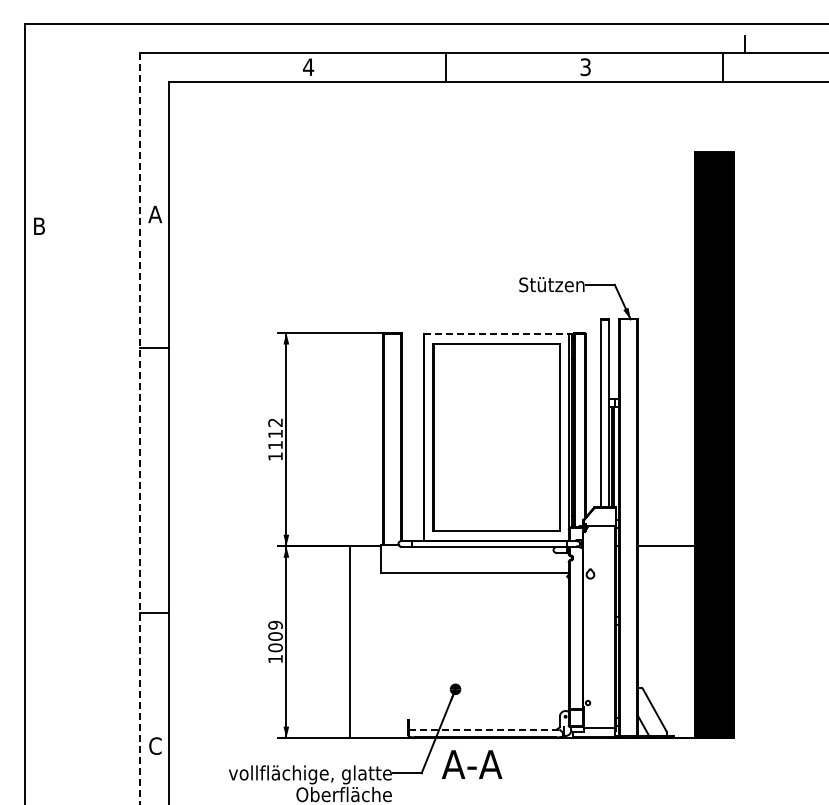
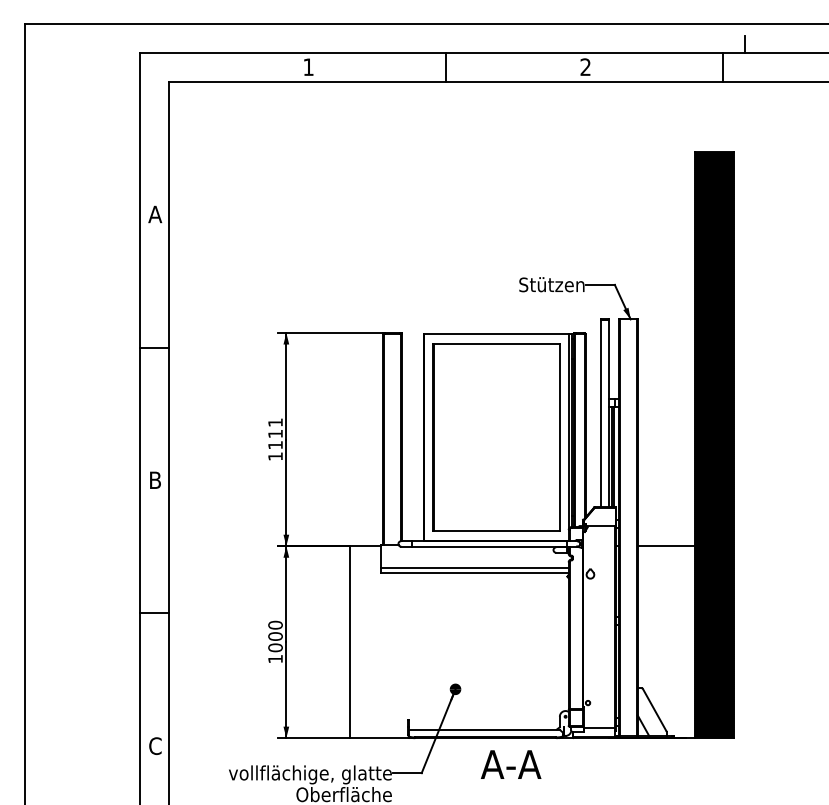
text: 4 -> 1 (308, 66)
text: 3 -> 2 (585, 67)
text position: (39, 225) -> (155, 479) (155, 479)
line: dashed -> solid (498, 333)
text: 1112 -> 1111 (275, 422)
line: dashed -> solid (140, 428)
line: none -> present (474, 568)
text: 1009 -> 1000 (275, 625)
line: dashed -> solid (484, 730)
text position: (472, 764) -> (511, 764) (511, 764)
